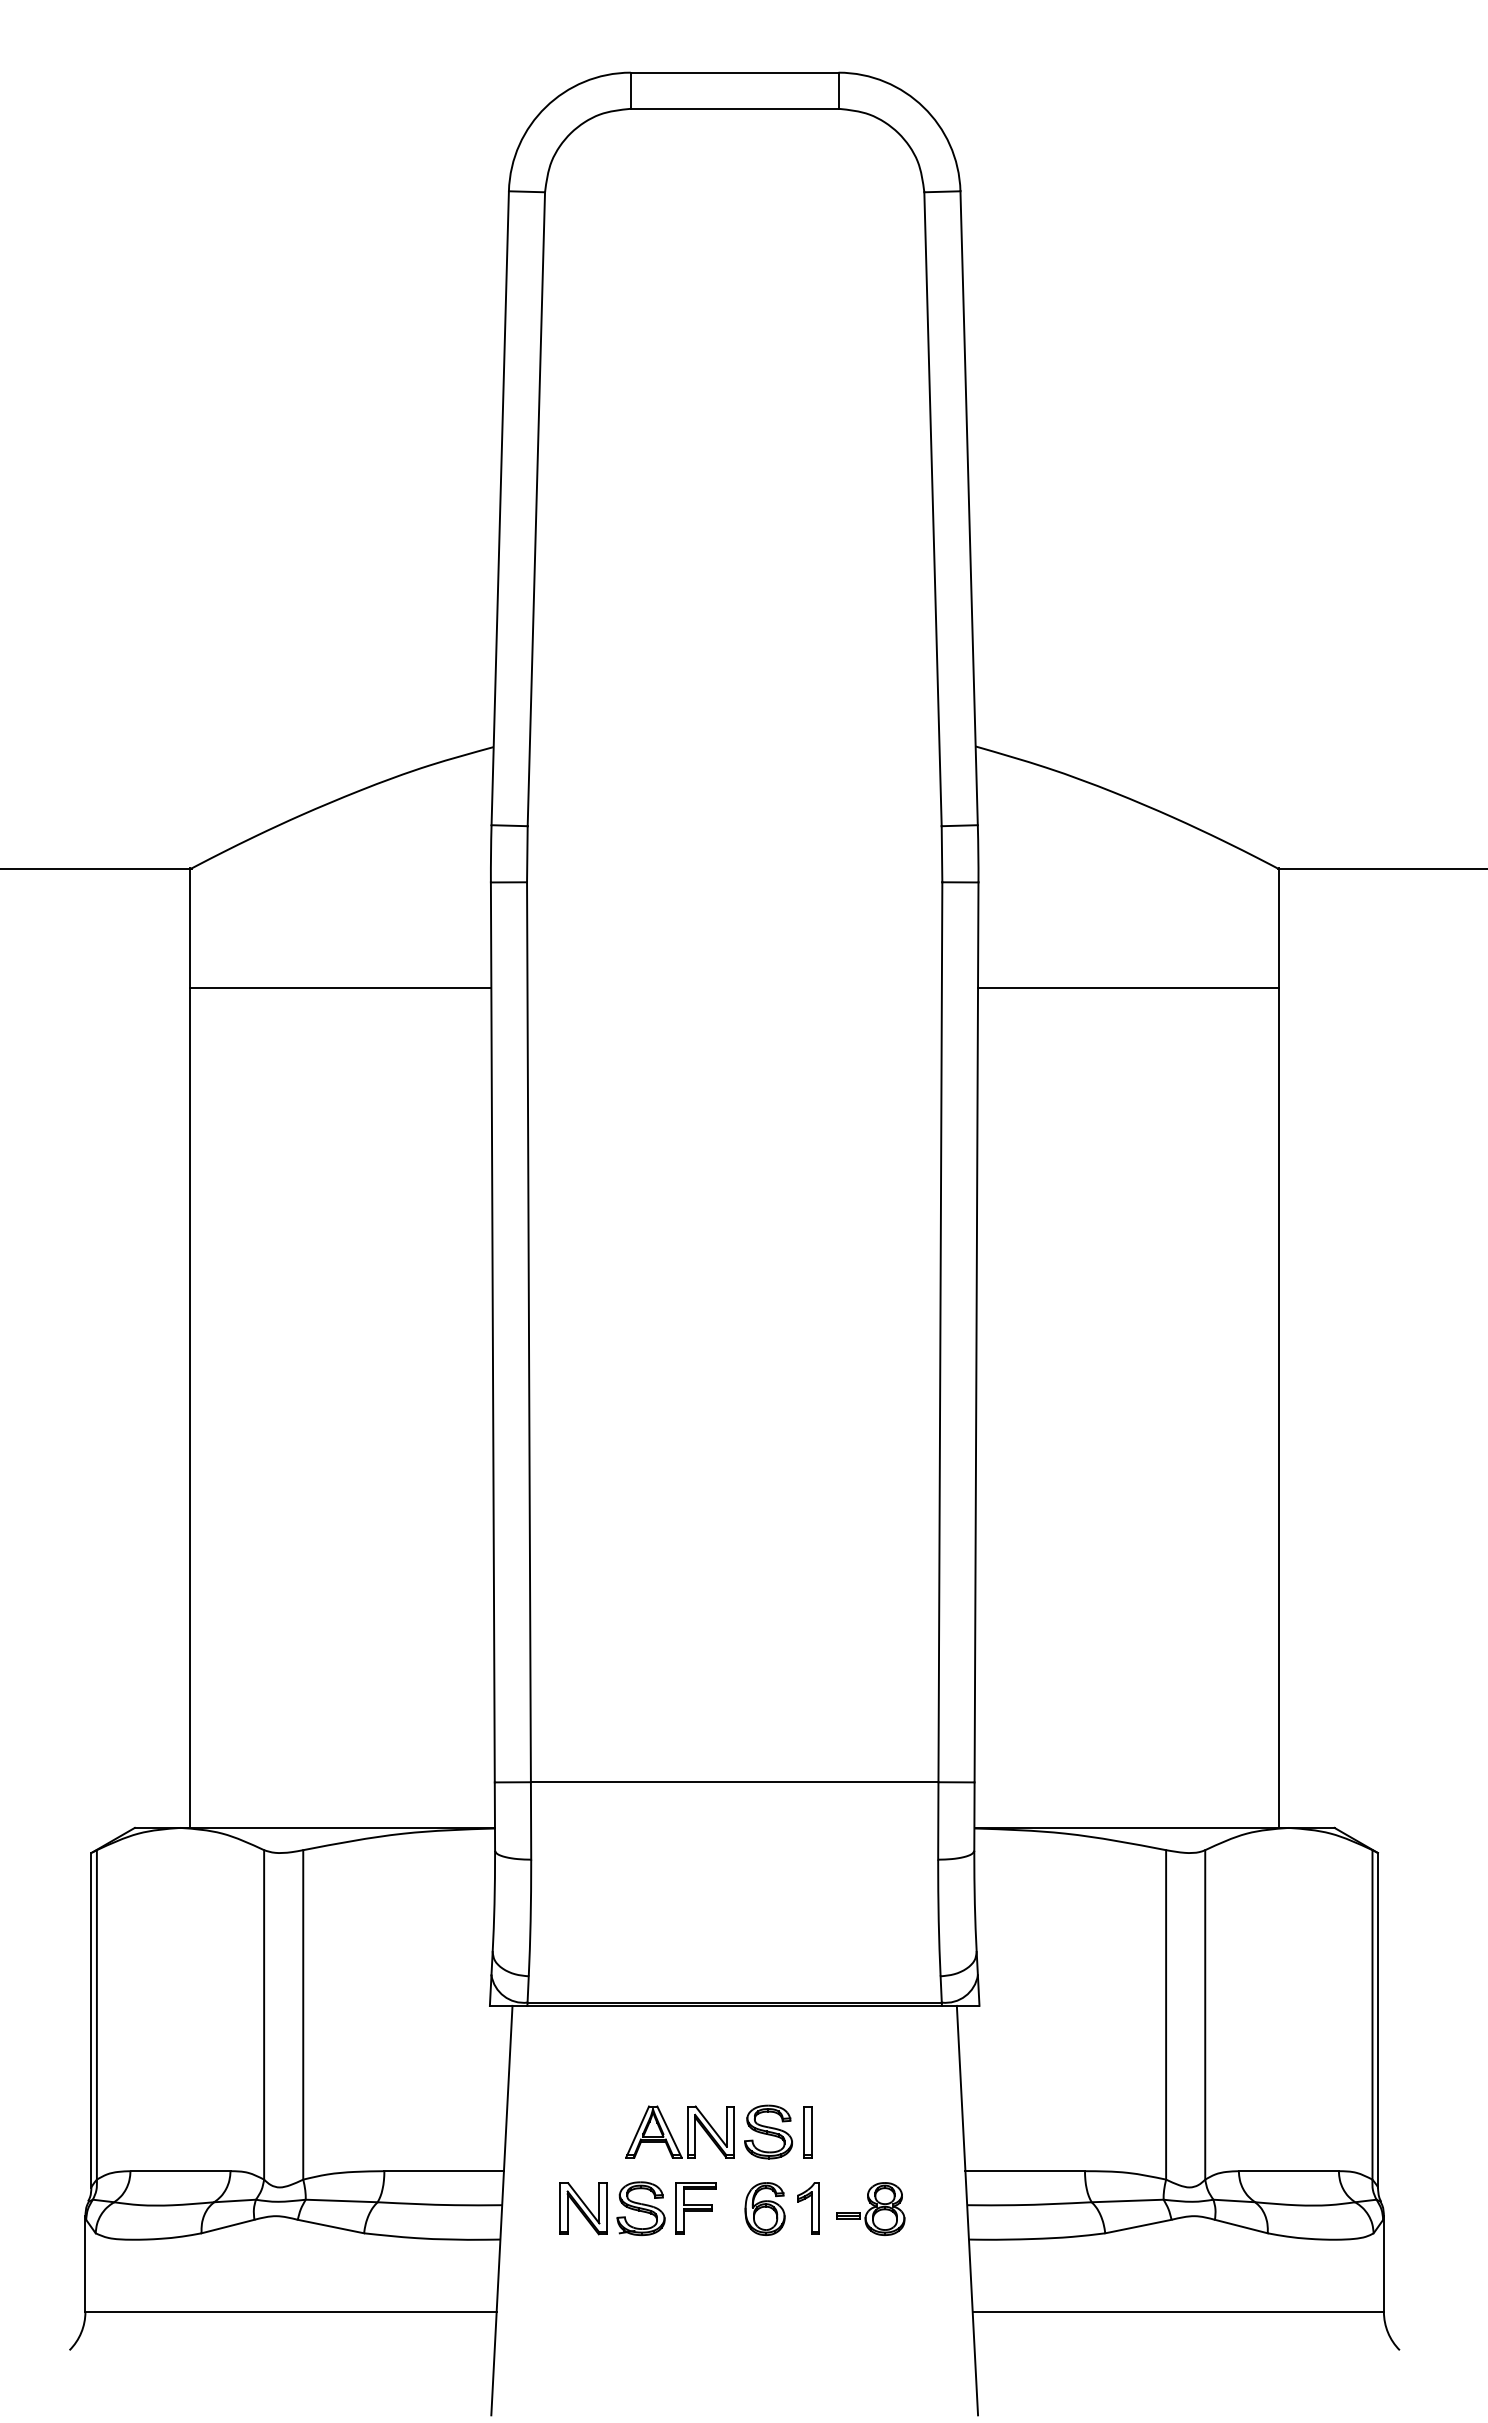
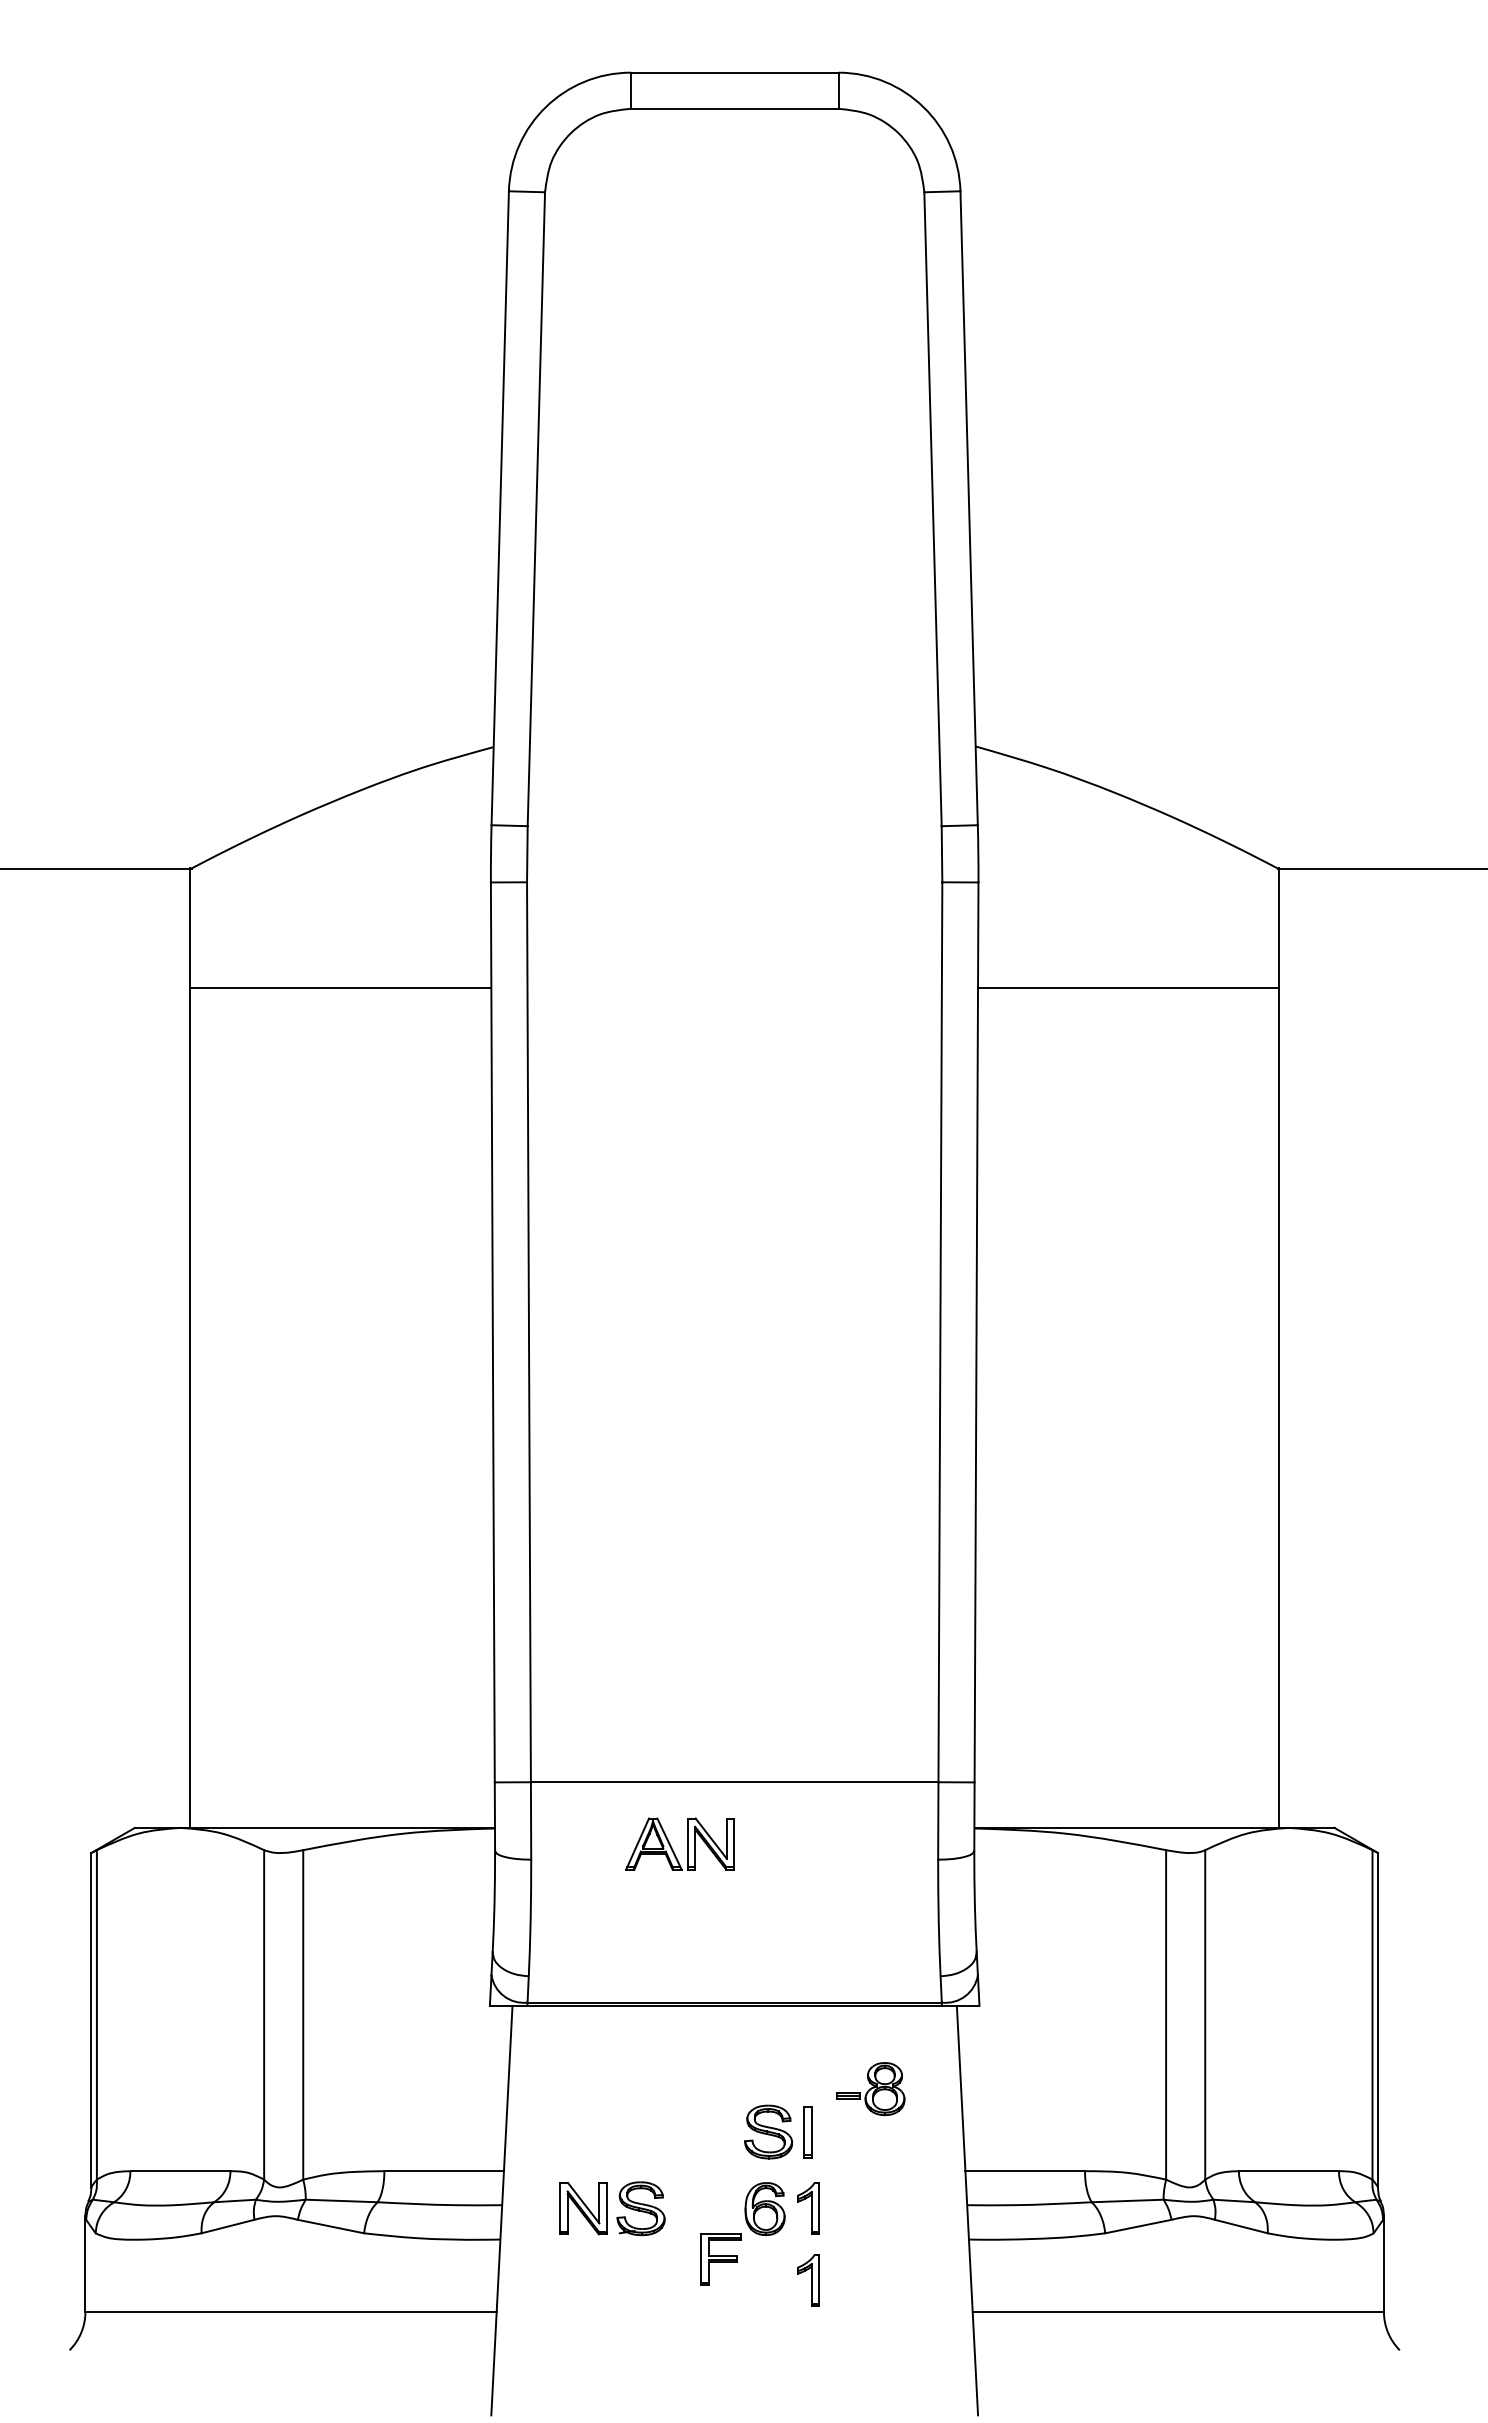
part position: (687, 2131) -> (687, 1843) (687, 1843)
part position: (695, 2208) -> (720, 2259) (720, 2259)
part position: (870, 2208) -> (870, 2088) (870, 2088)
part: none -> present (808, 2280)
